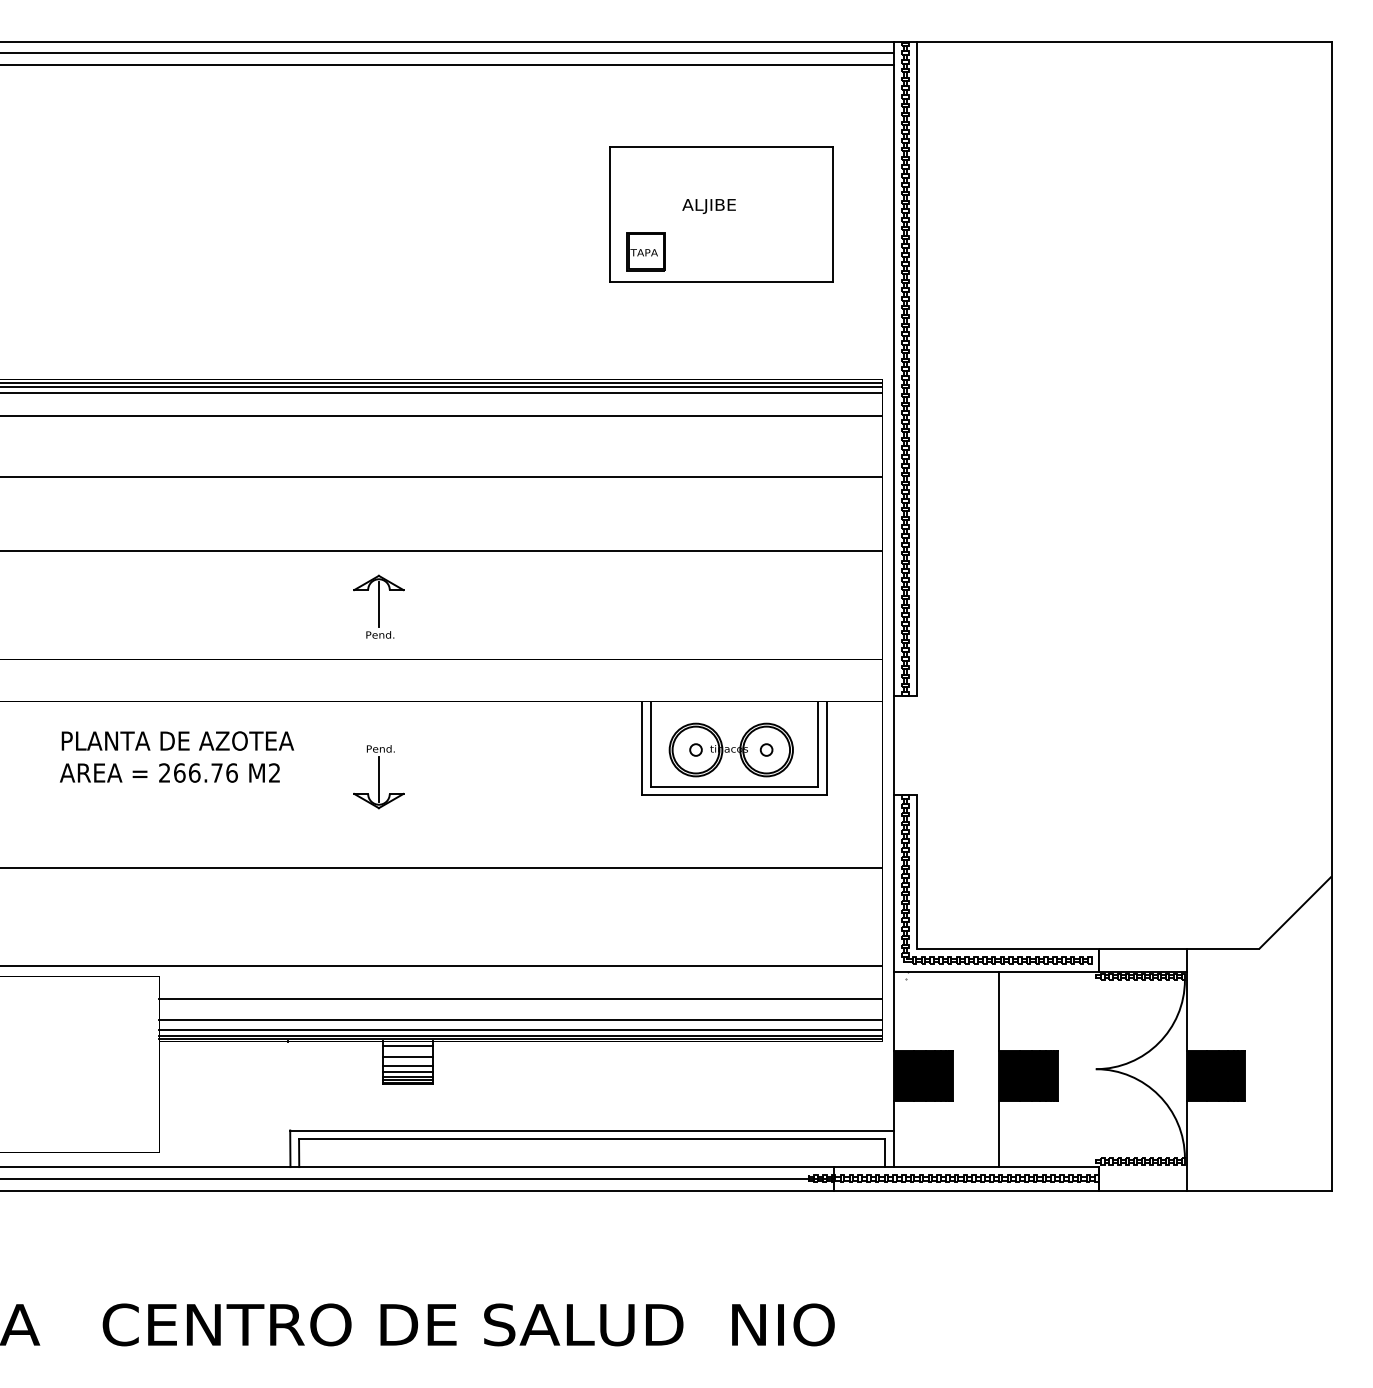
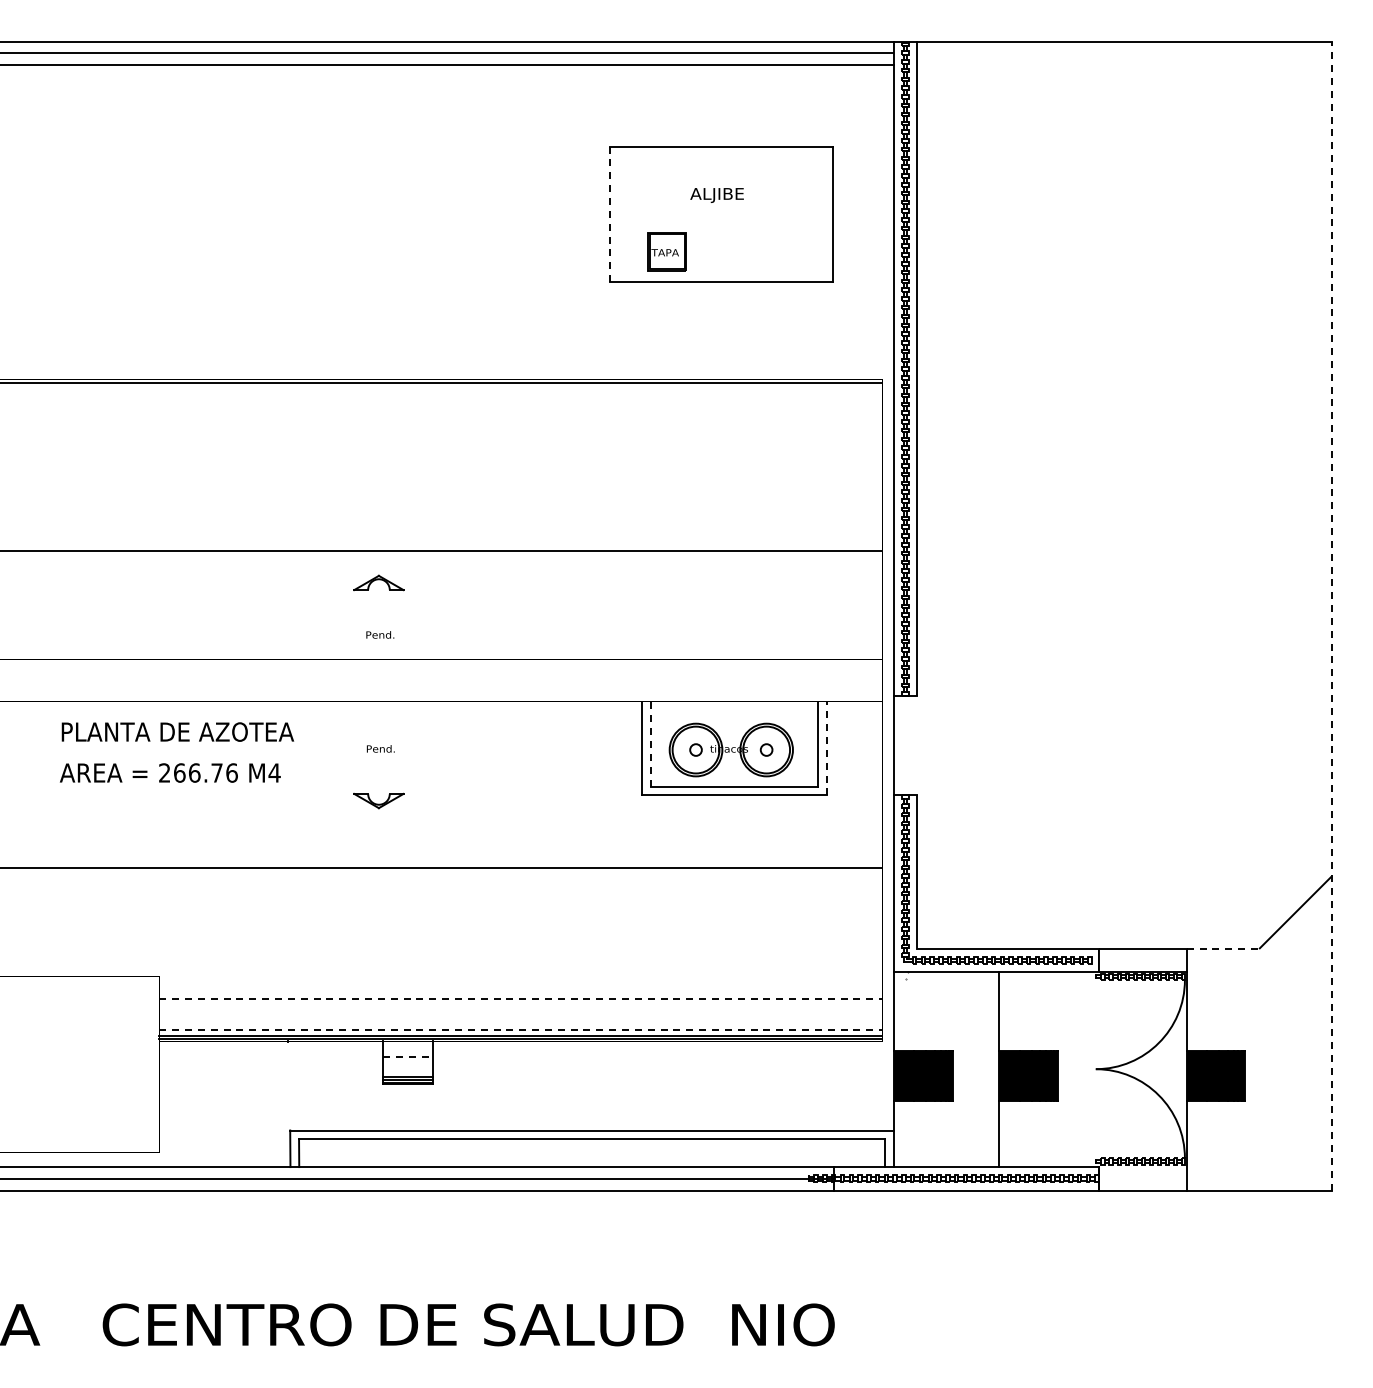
text position: (708, 206) -> (716, 195) (716, 195)
line: solid -> dashed (610, 214)
part position: (645, 251) -> (666, 251) (666, 251)
line: present -> none (442, 386)
line: present -> none (442, 392)
line: present -> none (442, 415)
line: present -> none (442, 477)
line: present -> none (378, 604)
line: solid -> dashed (1331, 615)
text position: (177, 740) -> (177, 731) (177, 731)
line: solid -> dashed (651, 743)
line: solid -> dashed (826, 748)
text: M2 -> M4 (274, 772)
line: present -> none (378, 778)
line: solid -> dashed (1223, 949)
line: present -> none (442, 965)
line: solid -> dashed (521, 998)
line: present -> none (520, 1020)
line: solid -> dashed (521, 1030)
line: present -> none (407, 1045)
line: solid -> dashed (408, 1057)
line: present -> none (407, 1066)
line: present -> none (407, 1071)
